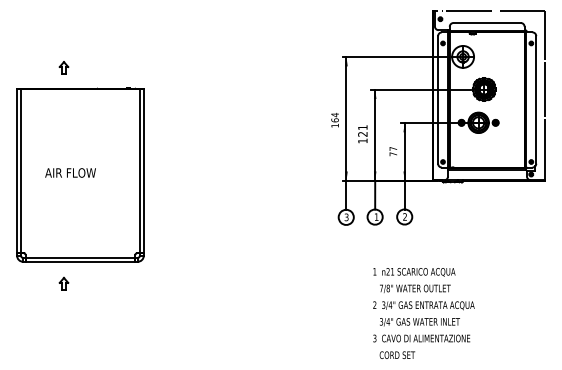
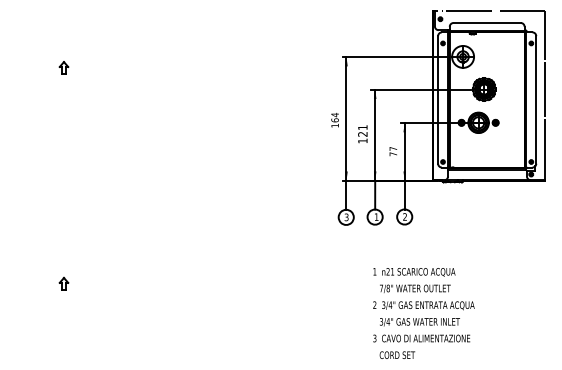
part: present -> none (80, 174)
